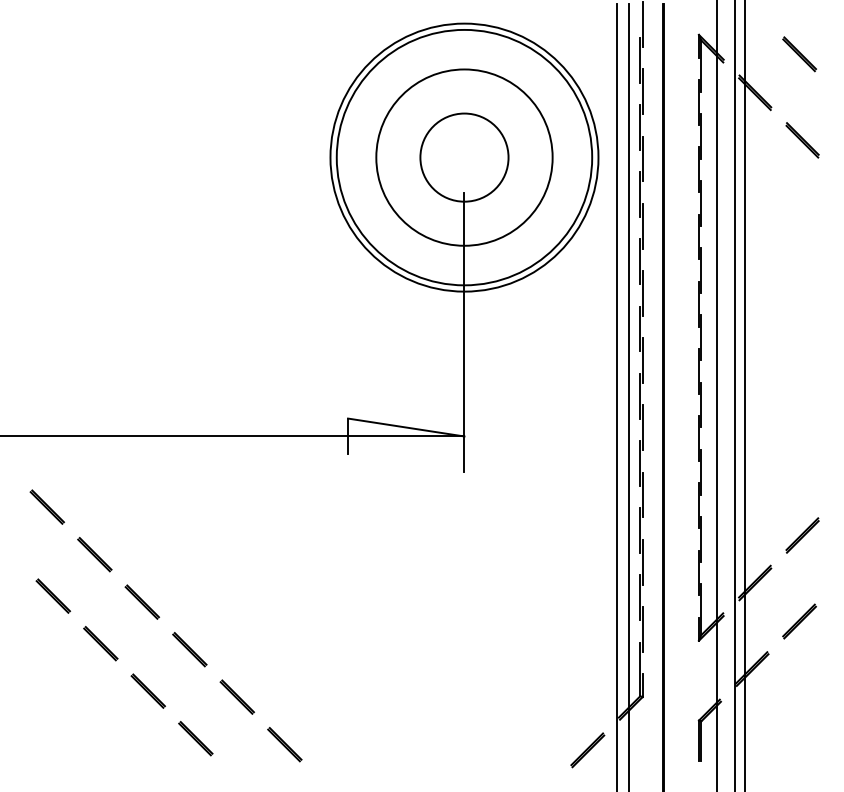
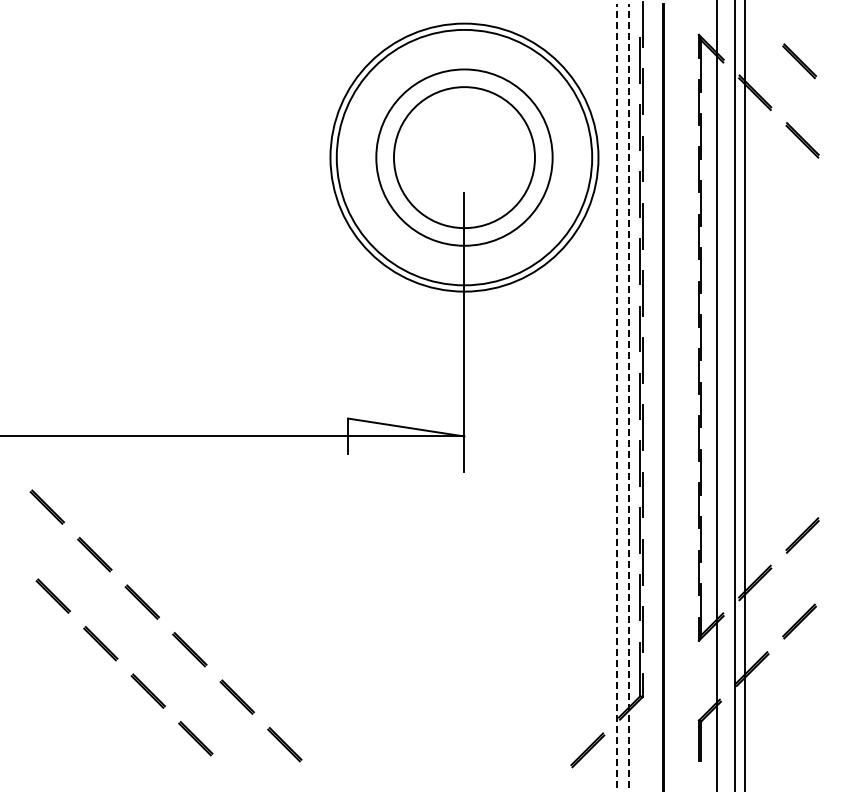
line position: (799, 54) -> (799, 61) (799, 61)
circle diameter: 88 px -> 141 px (463, 157)
line: solid -> dashed (617, 397)
line: solid -> dashed (628, 397)
